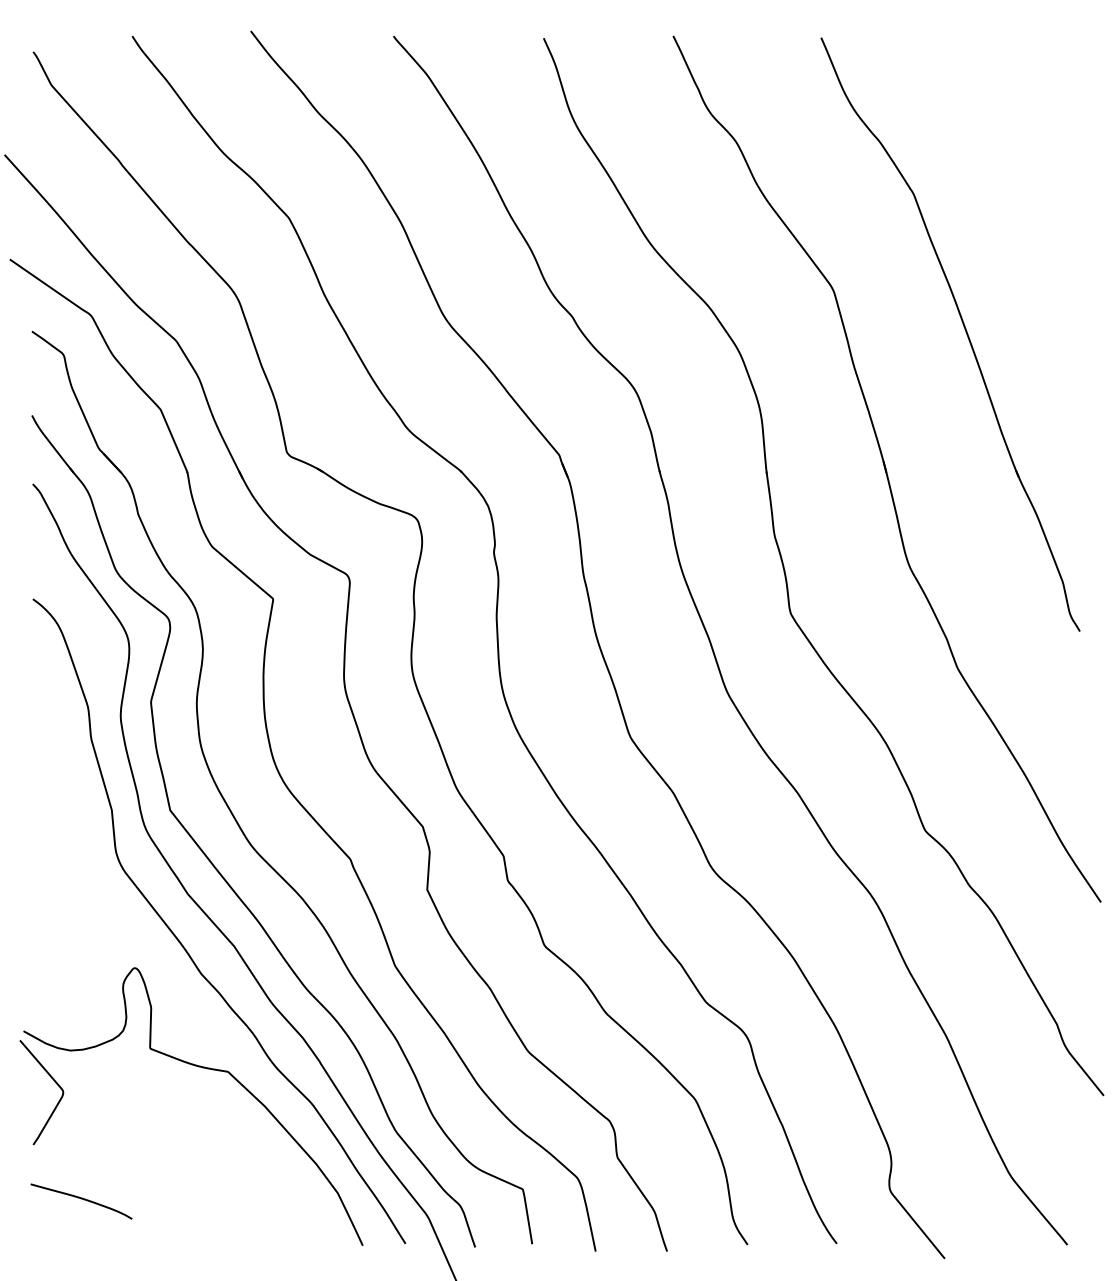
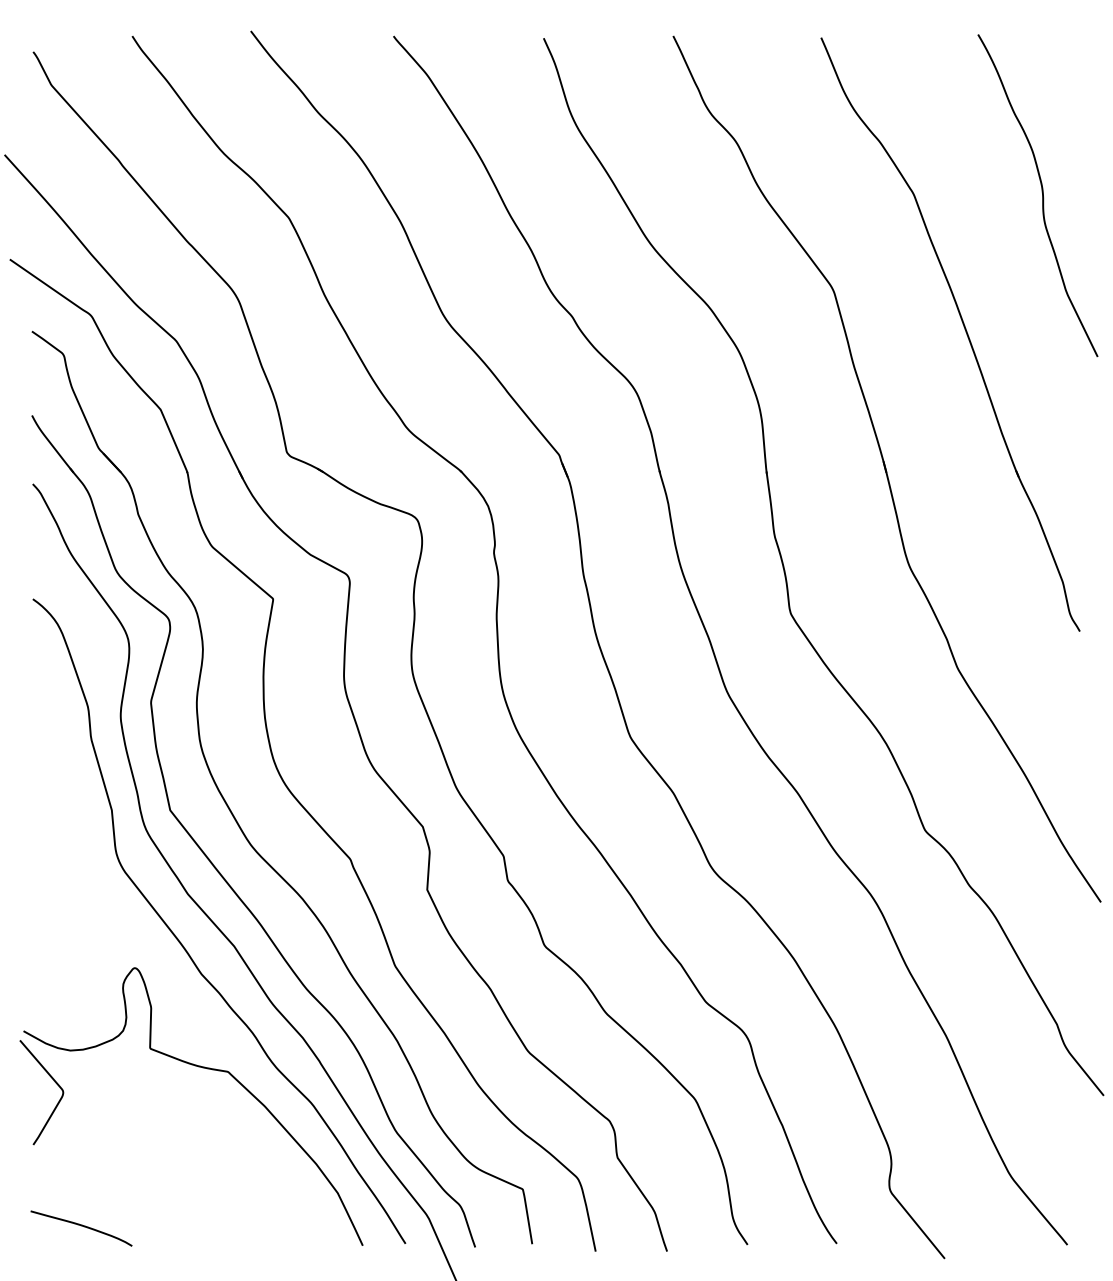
curve: none -> present (1041, 192)
curve position: (81, 1199) -> (81, 1226) (81, 1226)
